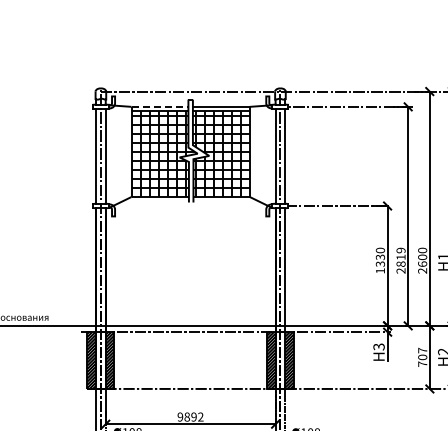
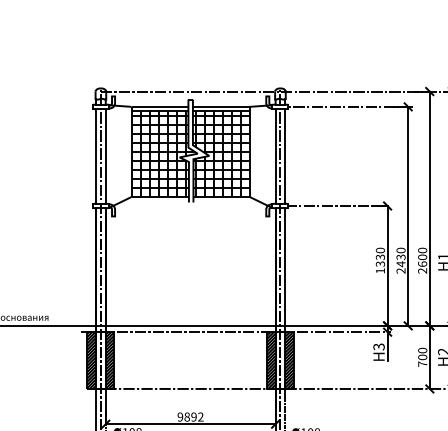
line: dashed -> solid (160, 106)
text: 2819 -> 2430 (400, 257)
text: 707 -> 700 (422, 350)
